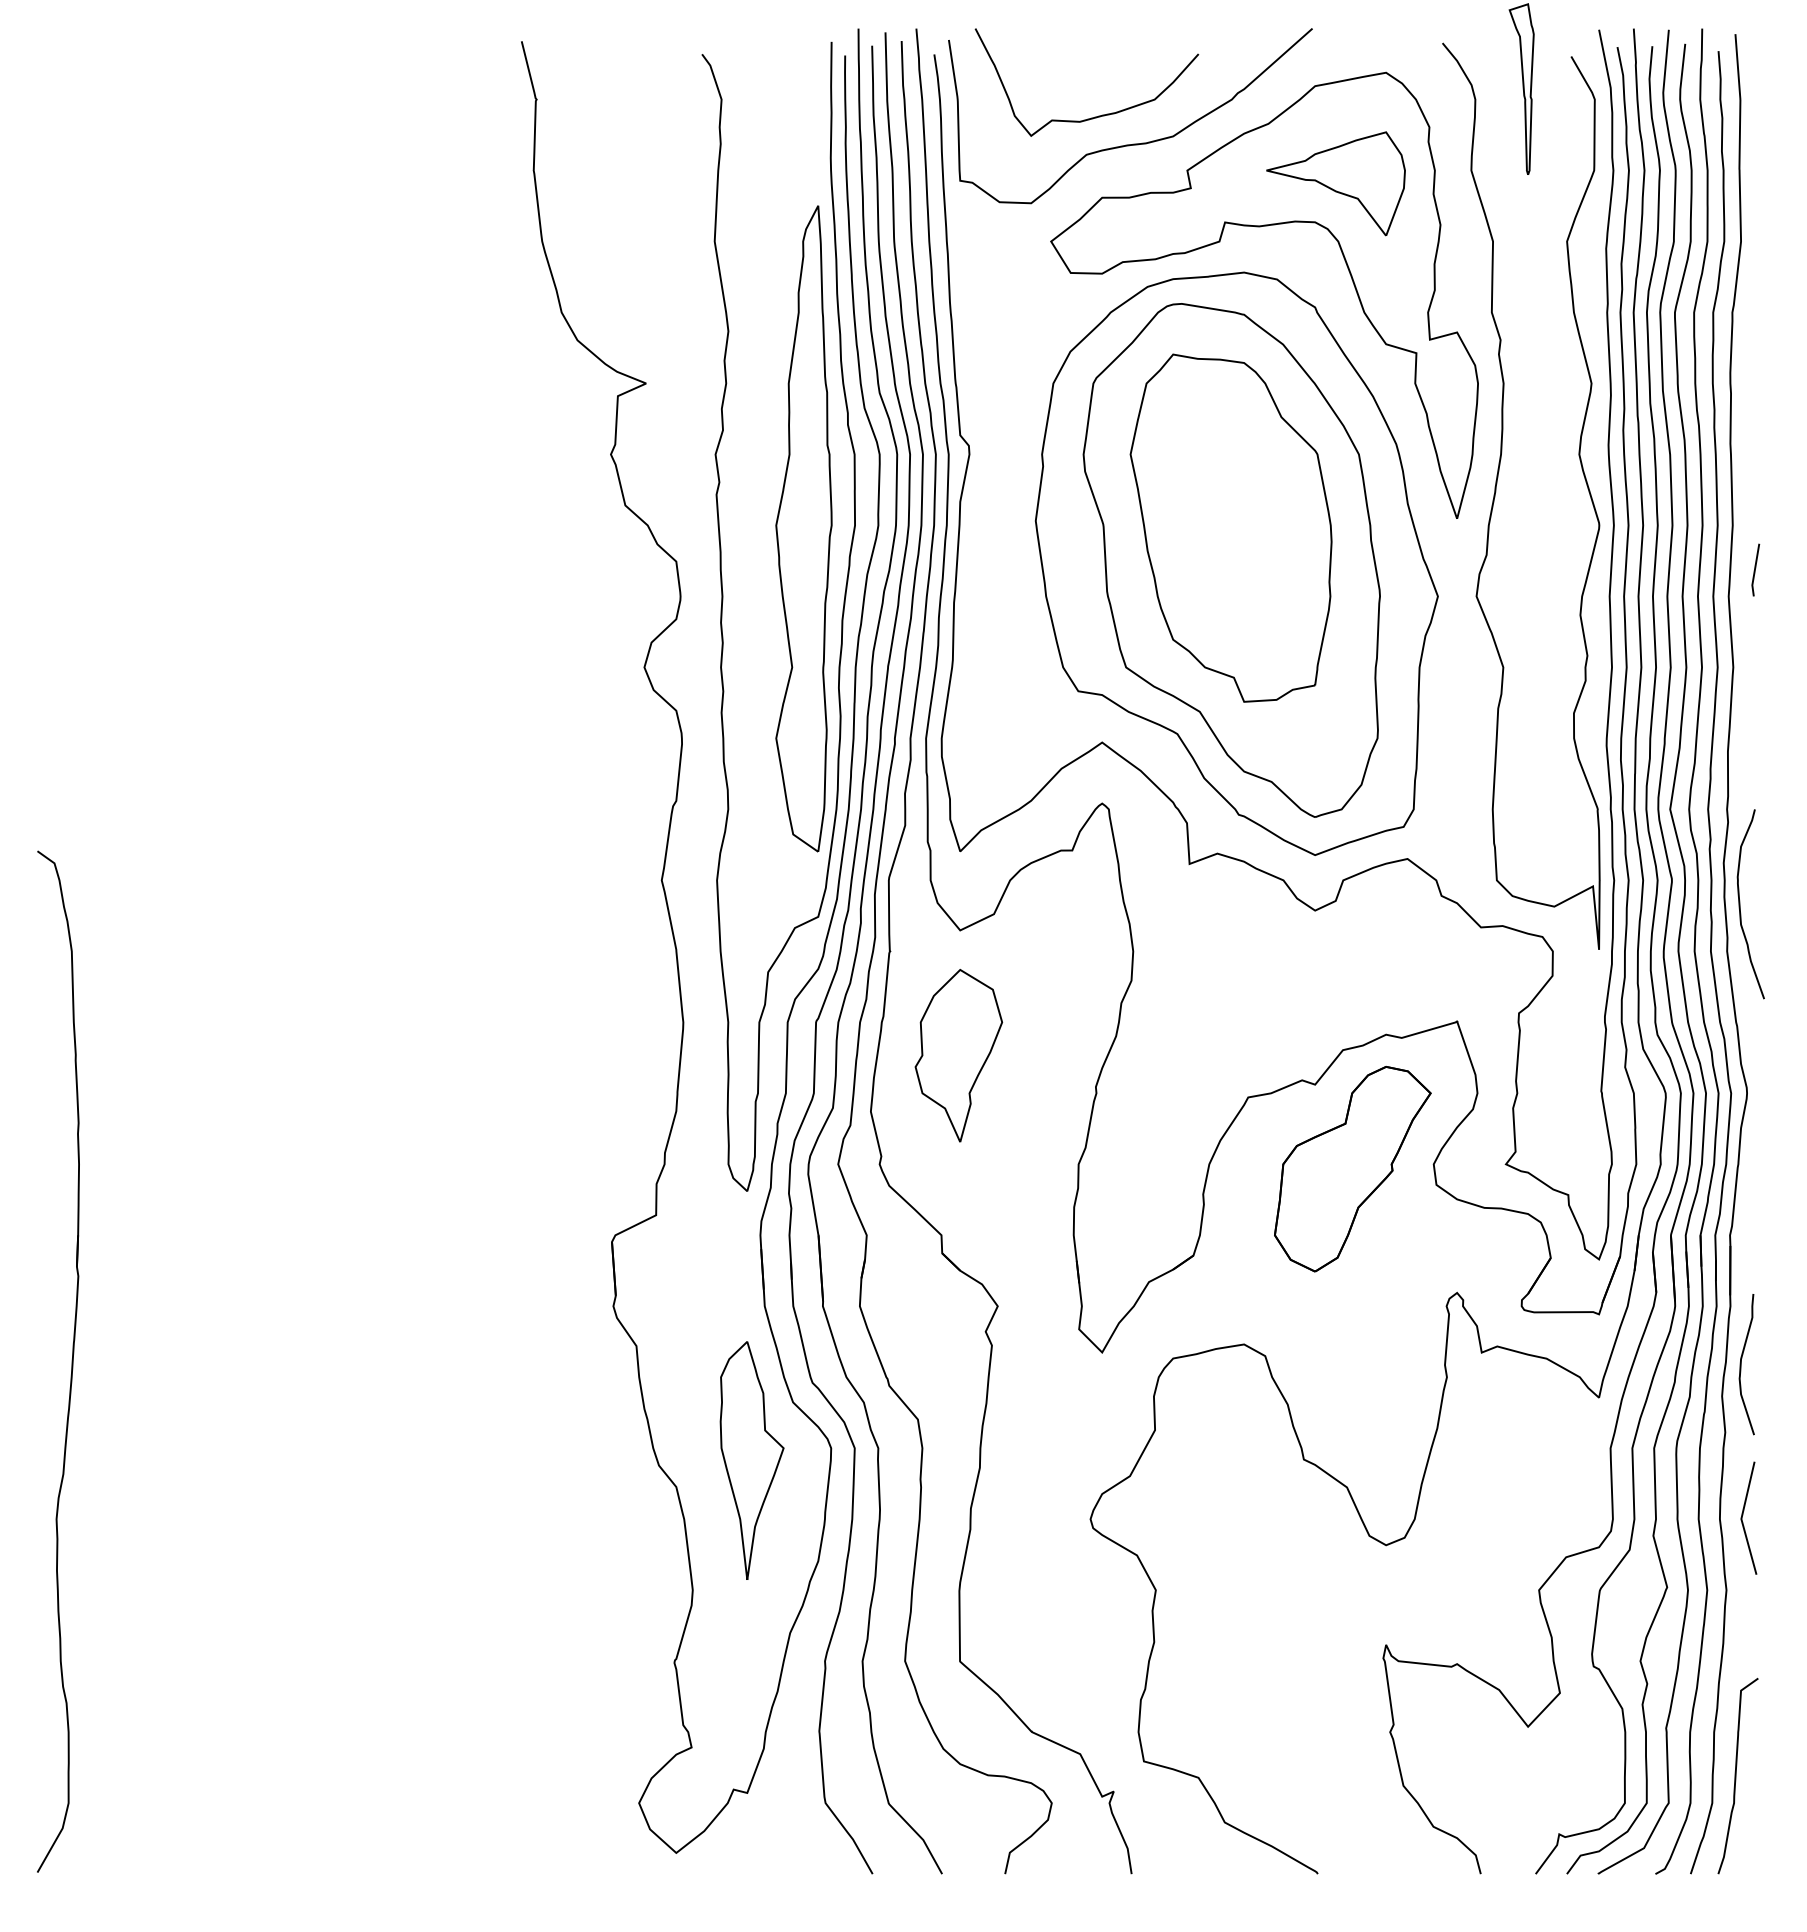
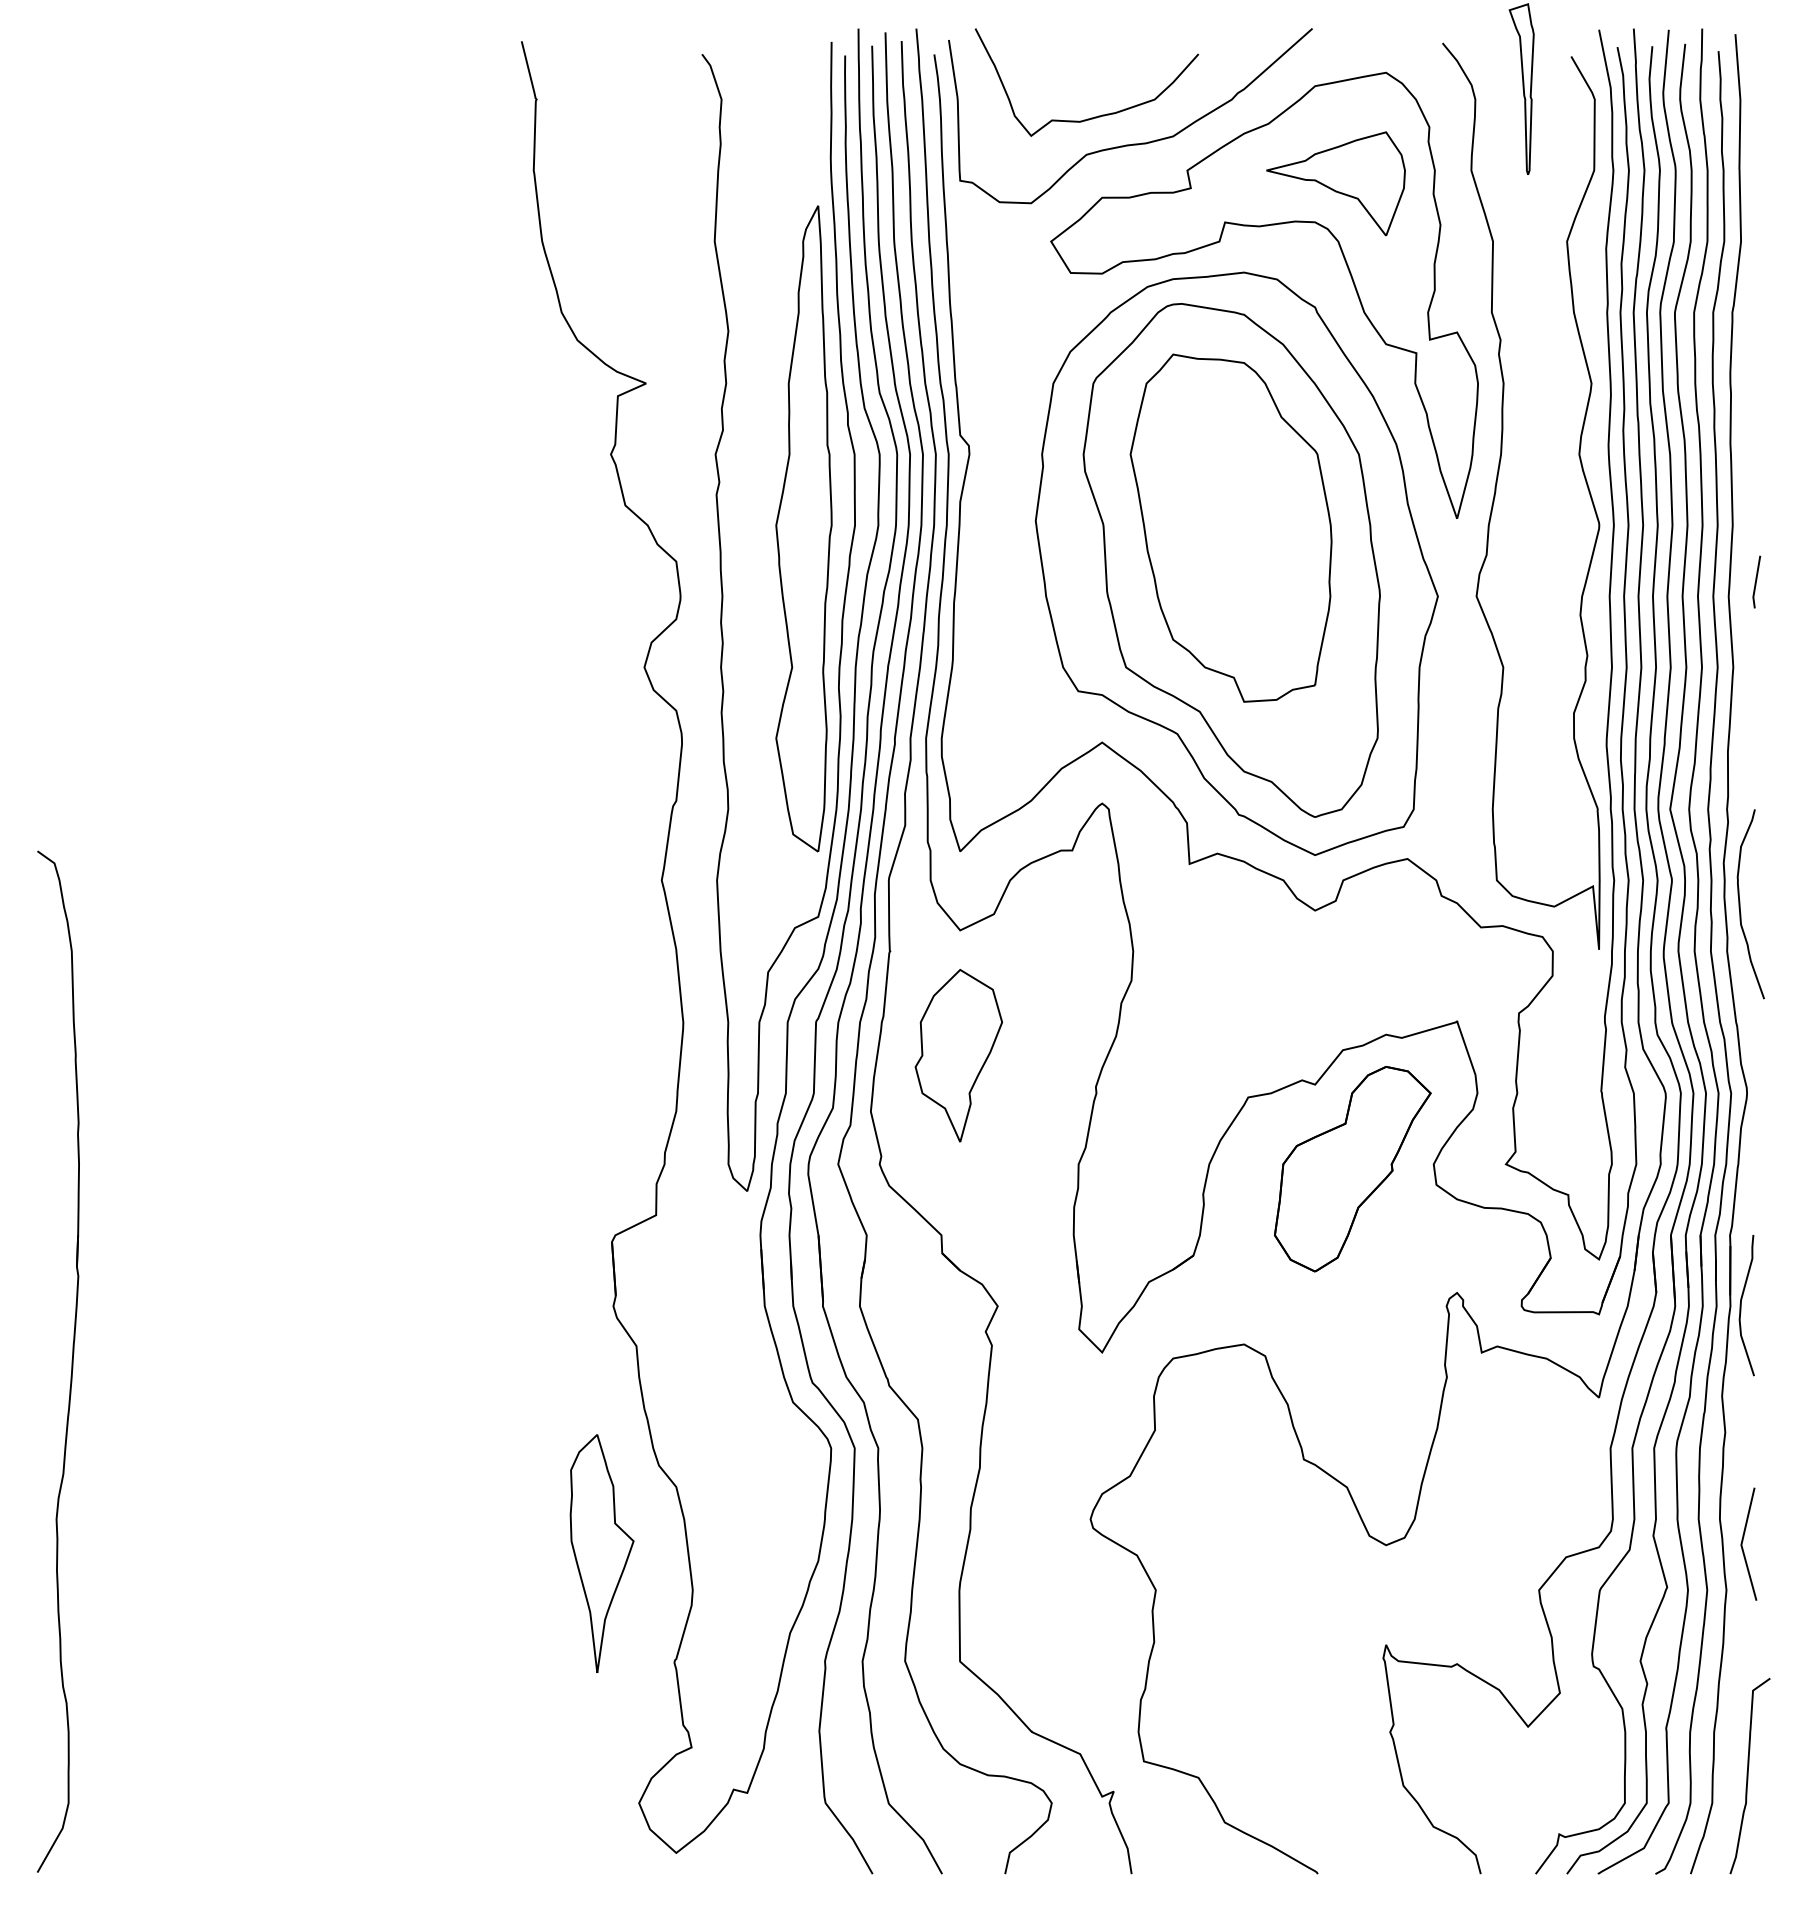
line position: (1755, 569) -> (1756, 581) (1756, 581)
curve position: (1741, 1364) -> (1741, 1305) (1741, 1305)
part position: (751, 1460) -> (601, 1553) (601, 1553)
line position: (1743, 1515) -> (1743, 1541) (1743, 1541)
curve position: (1736, 1775) -> (1748, 1775) (1748, 1775)
